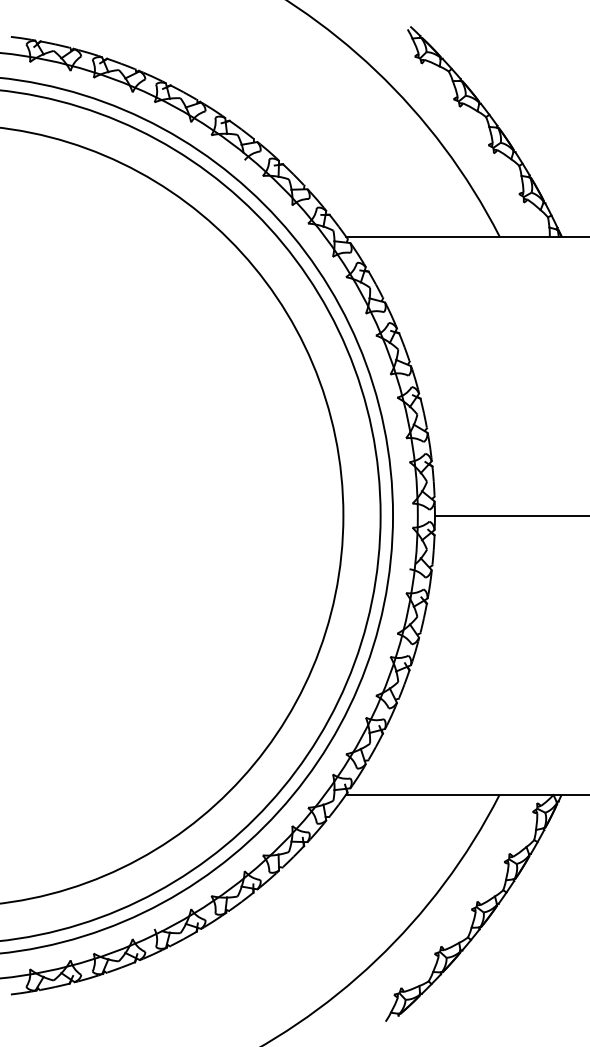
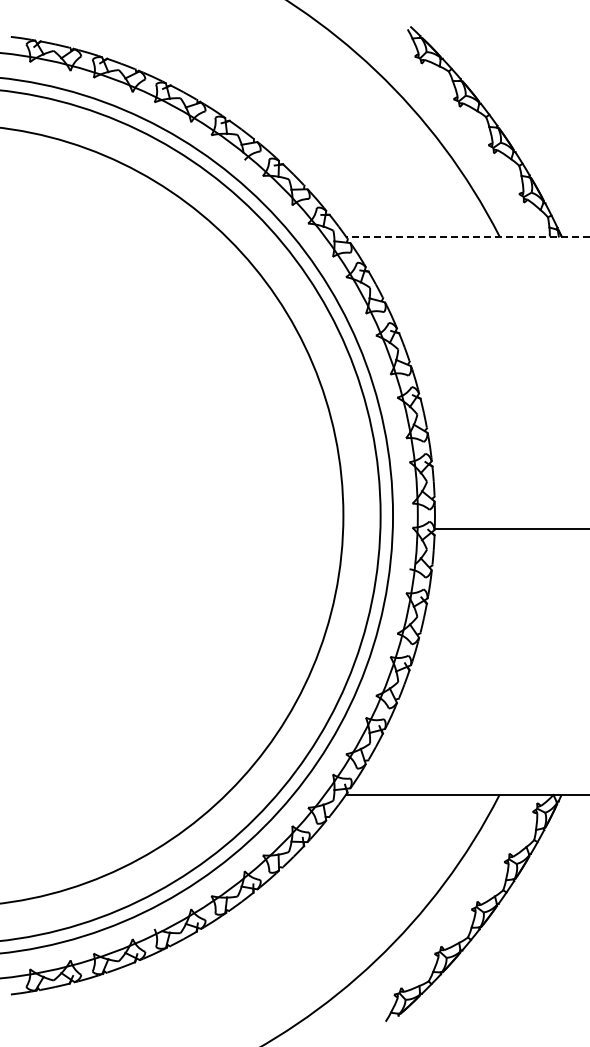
line: solid -> dashed (467, 236)
line position: (510, 515) -> (510, 528) (510, 528)
